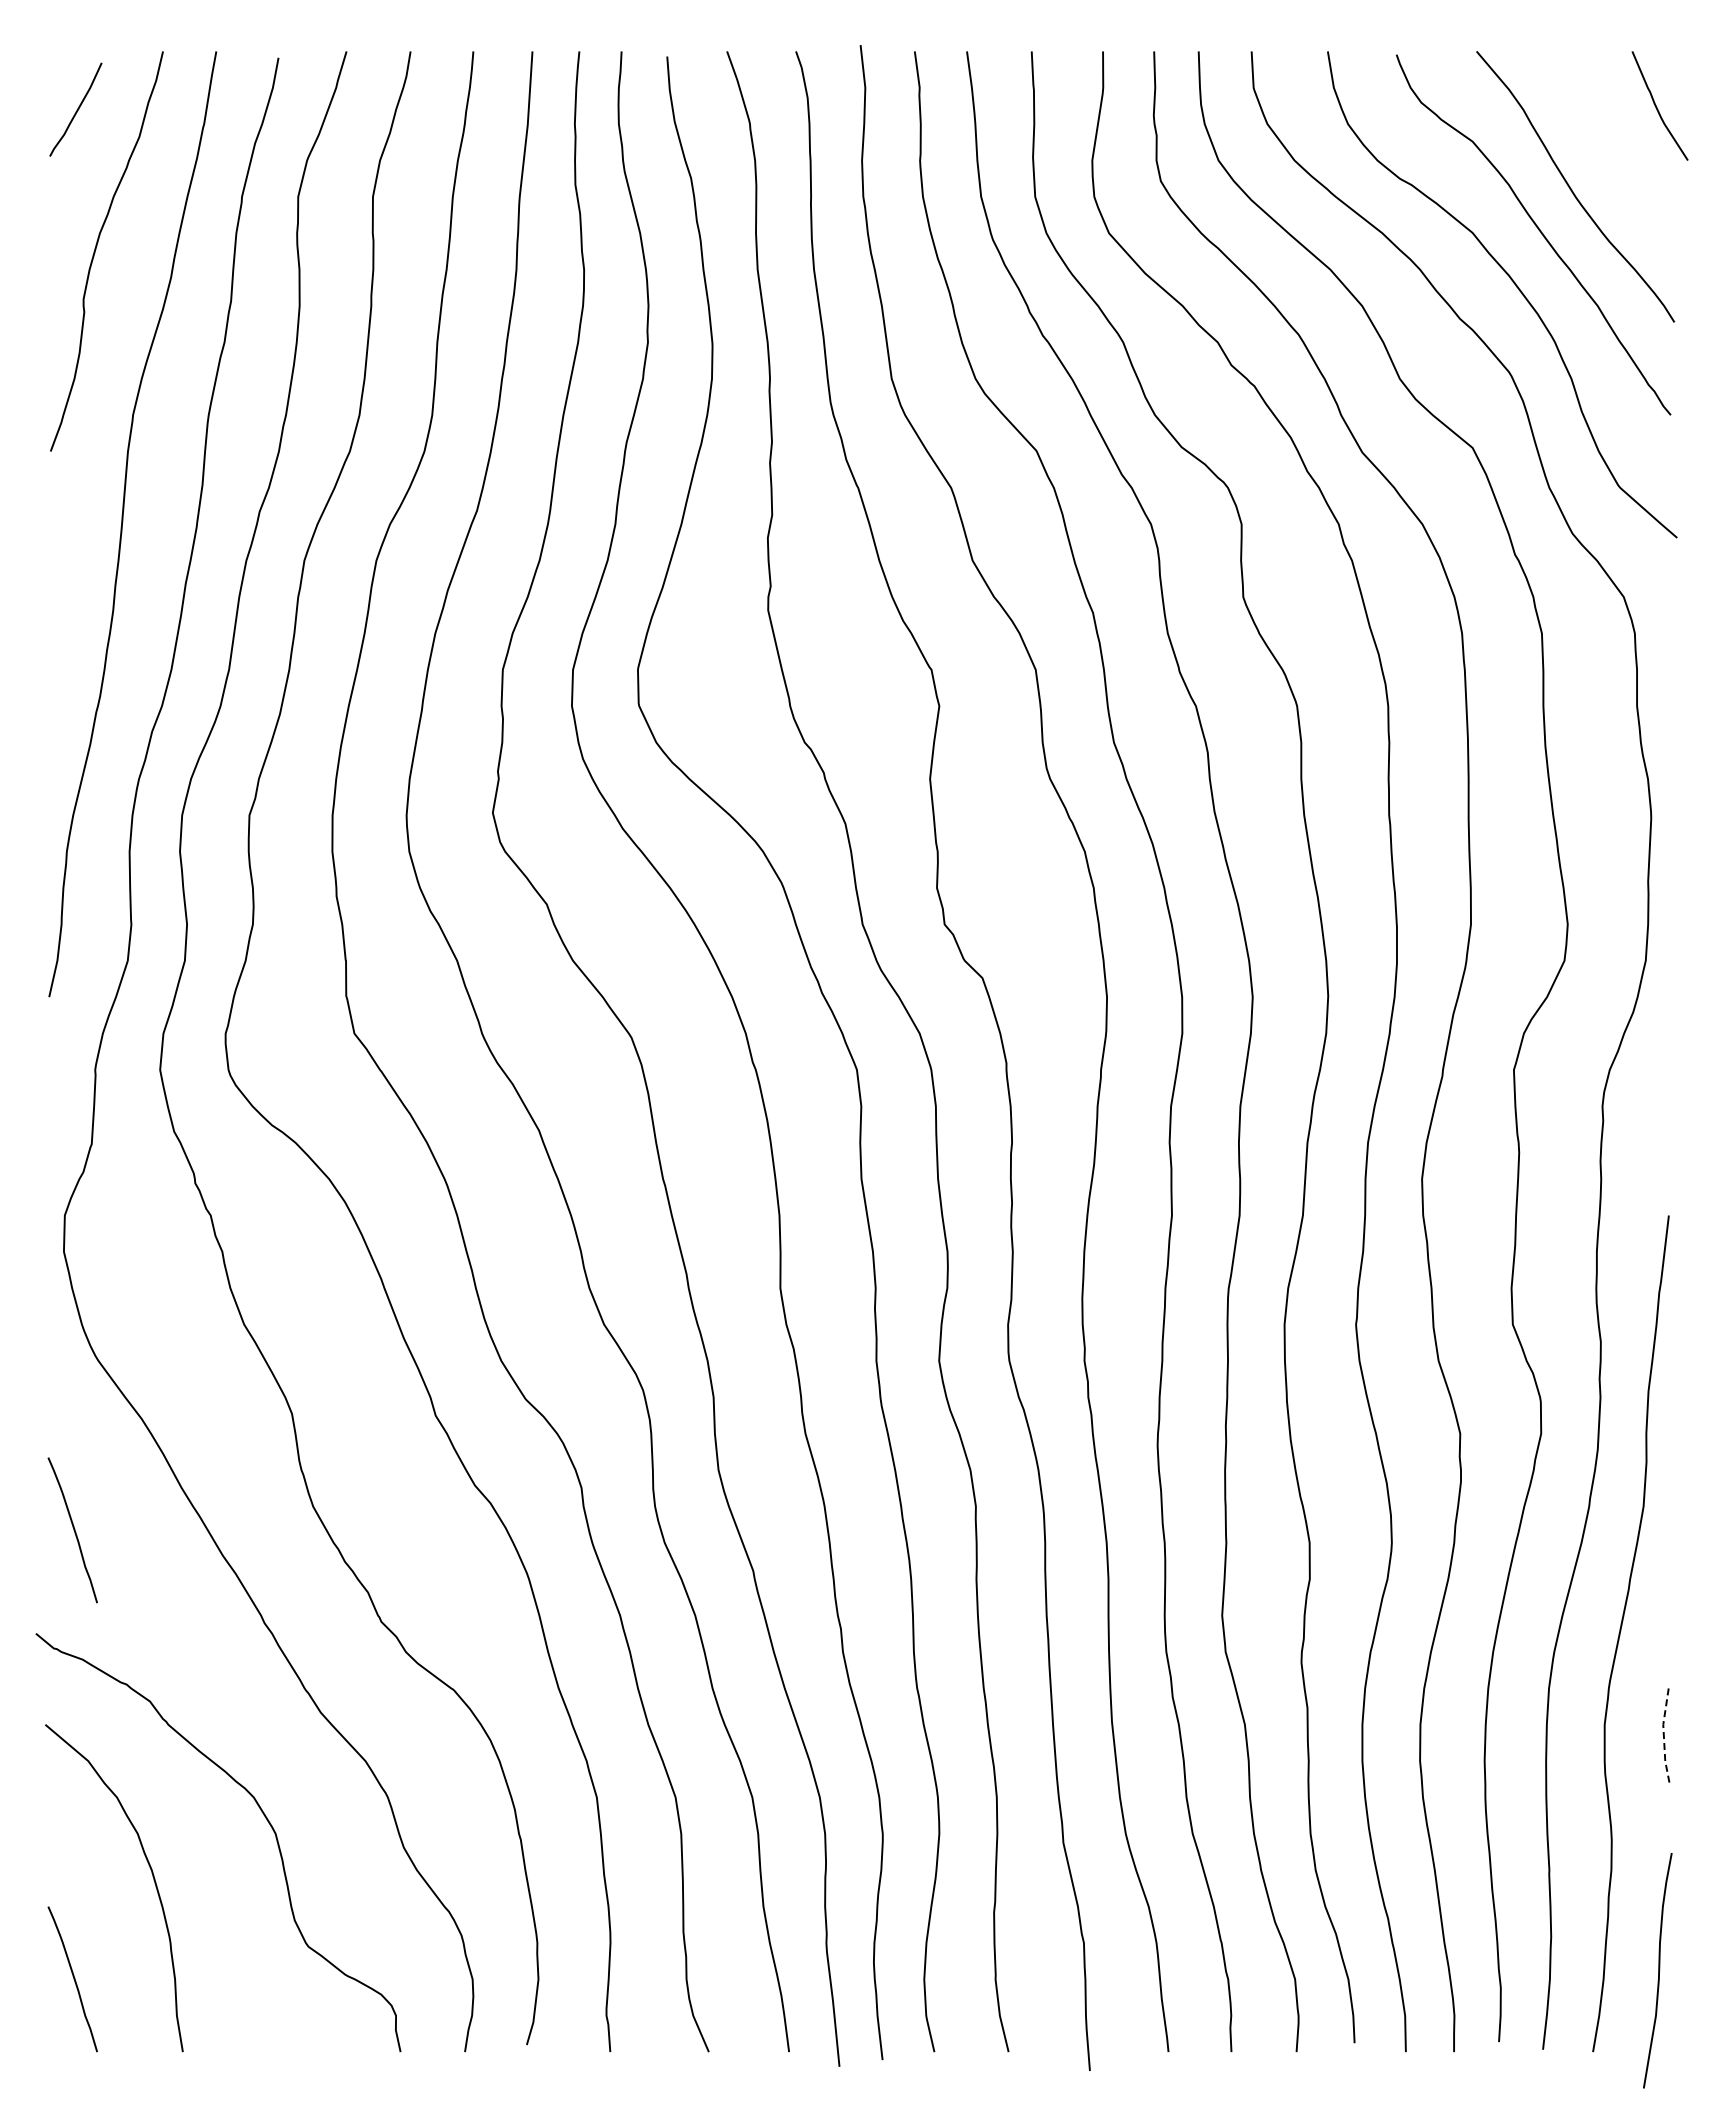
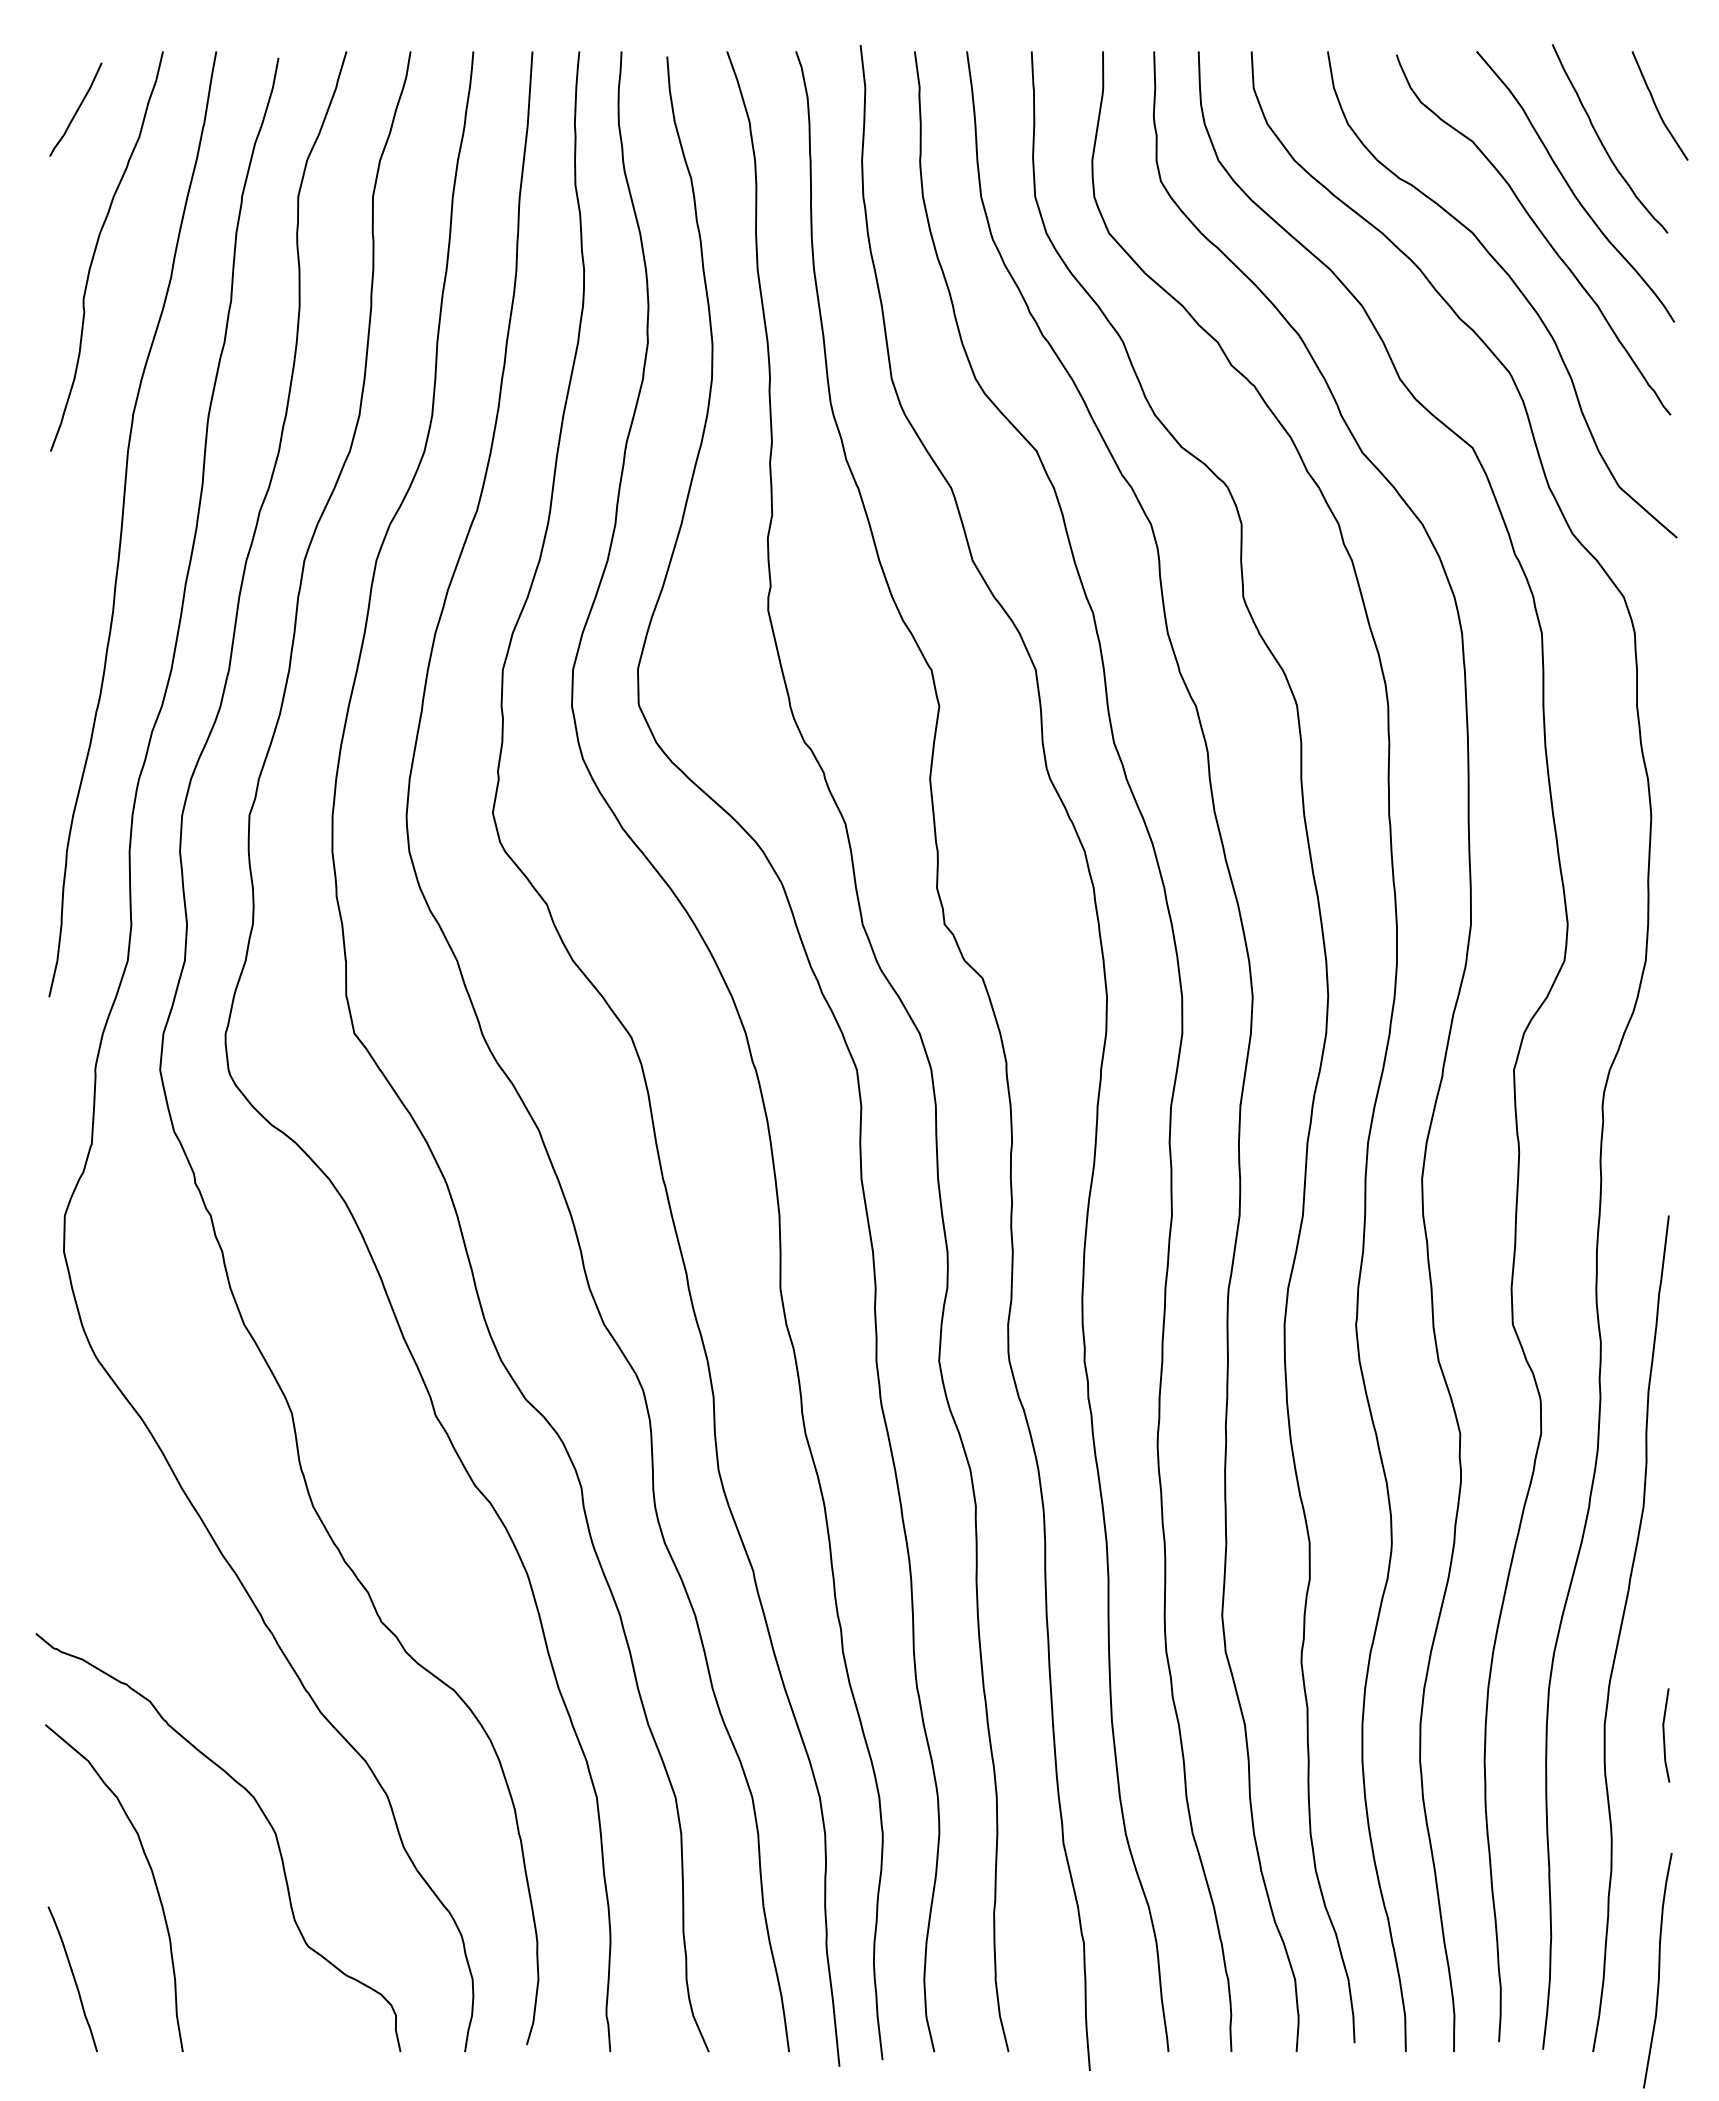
curve: none -> present (1602, 142)
curve: present -> none (73, 1530)
line: dashed -> solid (1663, 1735)
